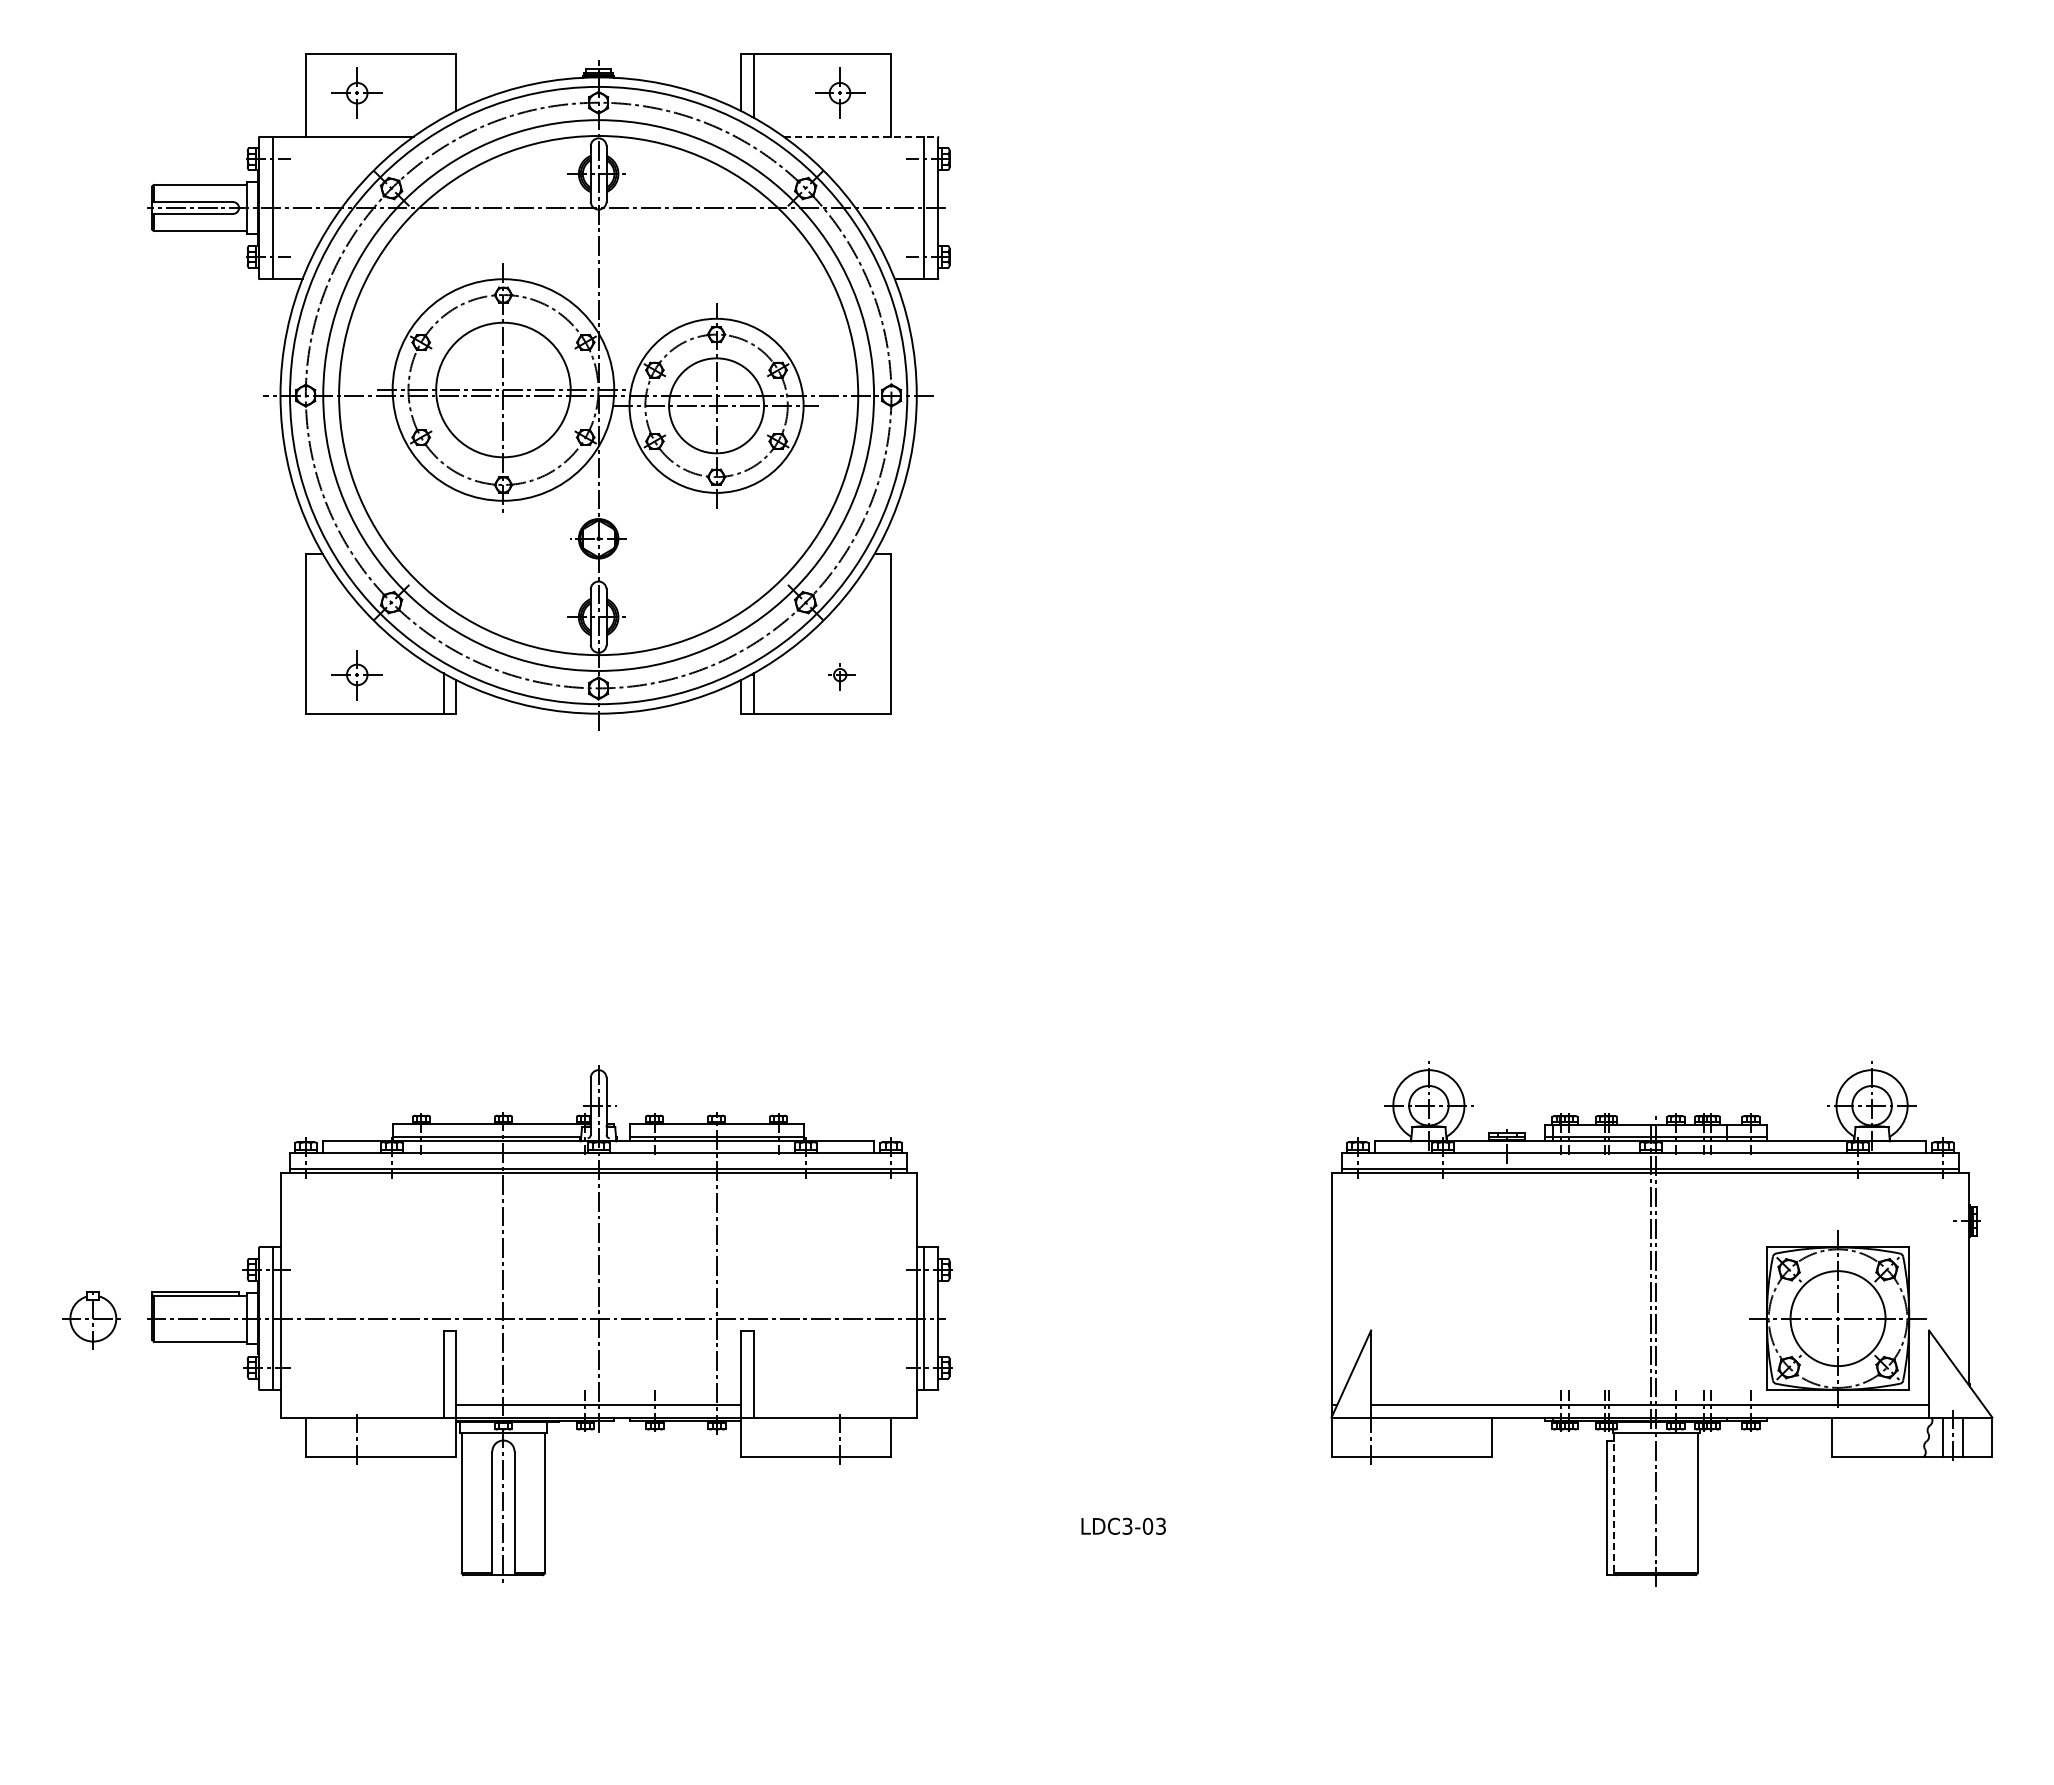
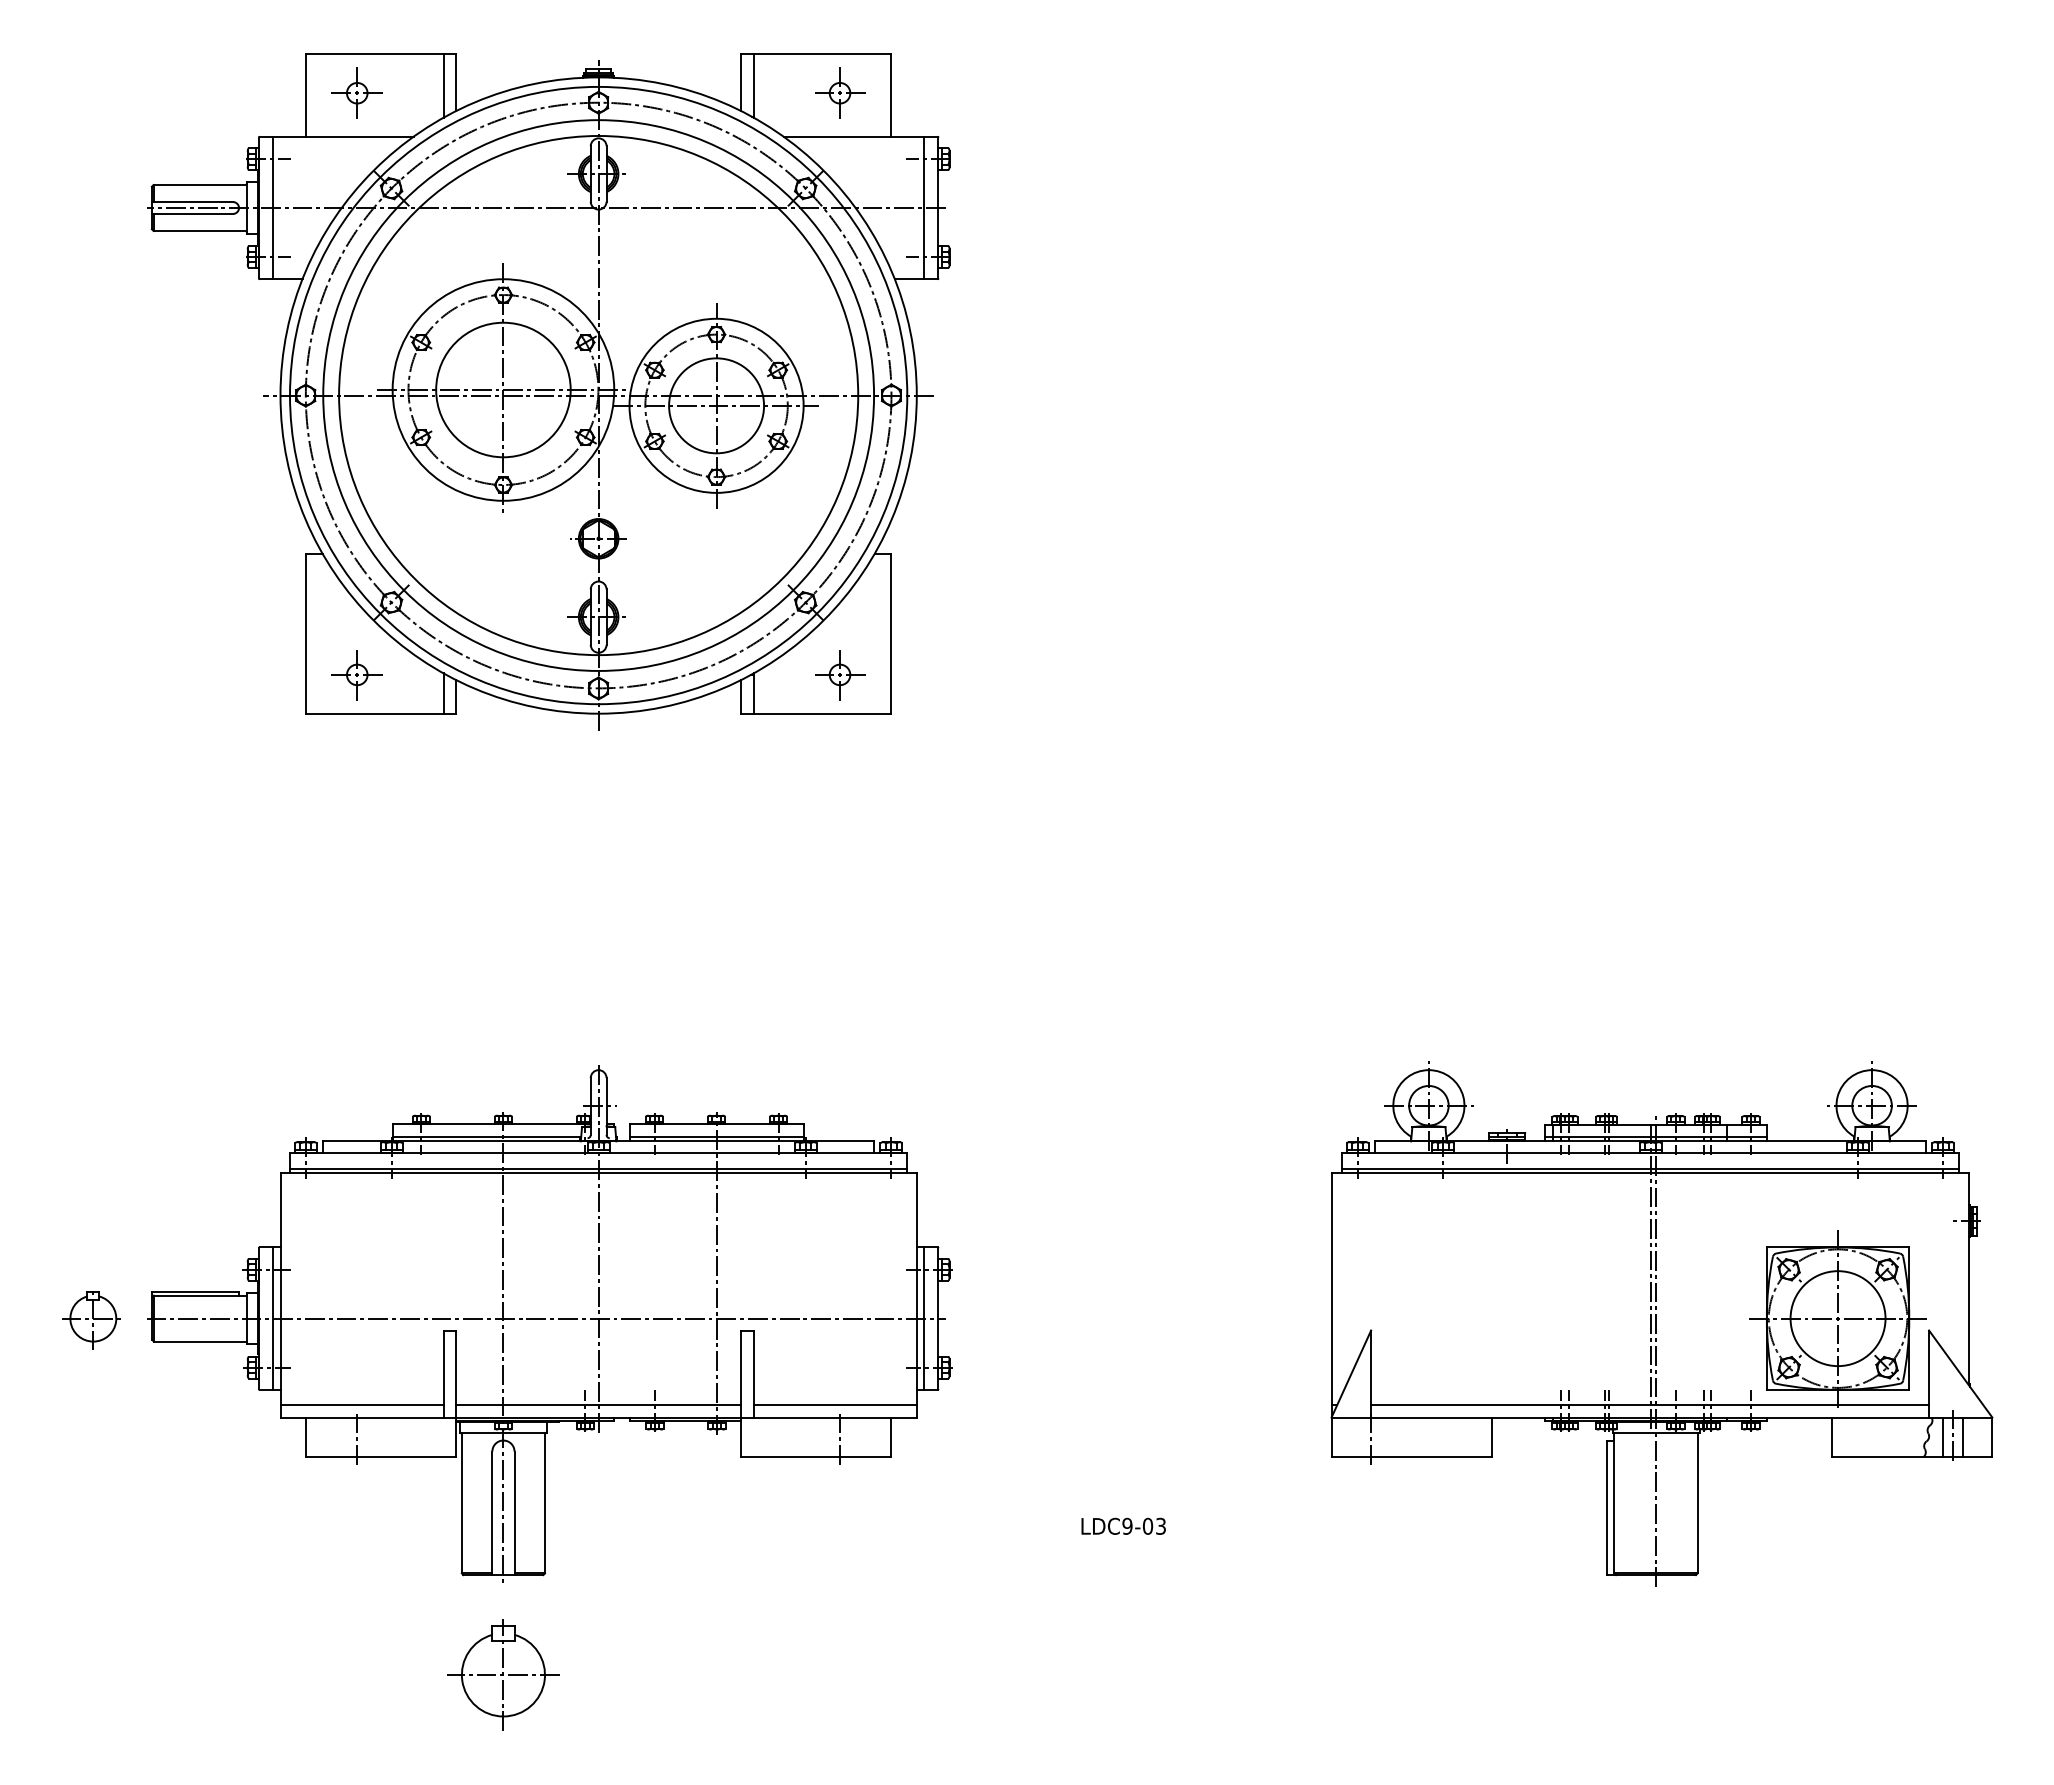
line: none -> present (443, 85)
line: dashed -> solid (861, 136)
part size: 28x28 px -> 51x51 px (840, 675)
line: none -> present (361, 1404)
line: none -> present (834, 1404)
line: dashed -> solid (1614, 1503)
text: LDC3-03 -> LDC9-03 (1127, 1526)
part: none -> present (503, 1674)
